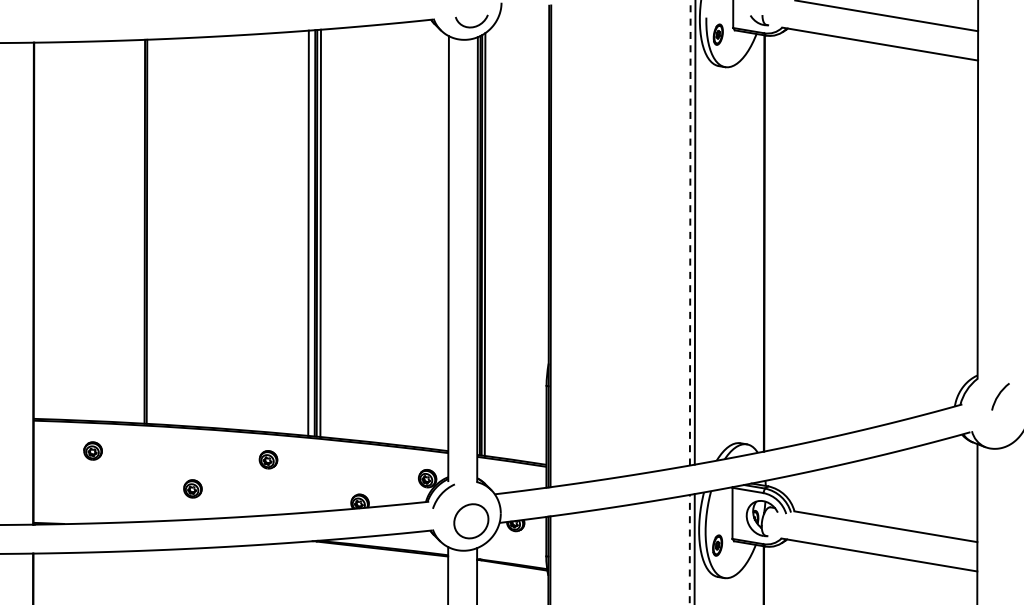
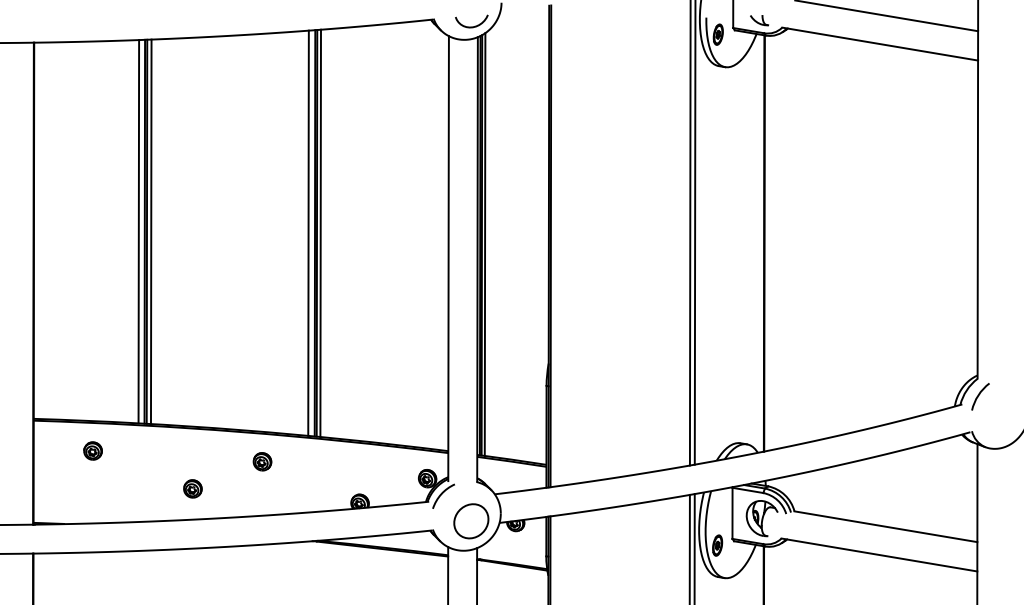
line: none -> present (138, 231)
line: none -> present (150, 231)
line: dashed -> solid (690, 232)
arc position: (999, 395) -> (979, 395) (979, 395)
part position: (268, 459) -> (262, 461) (262, 461)
line: dashed -> solid (689, 549)
